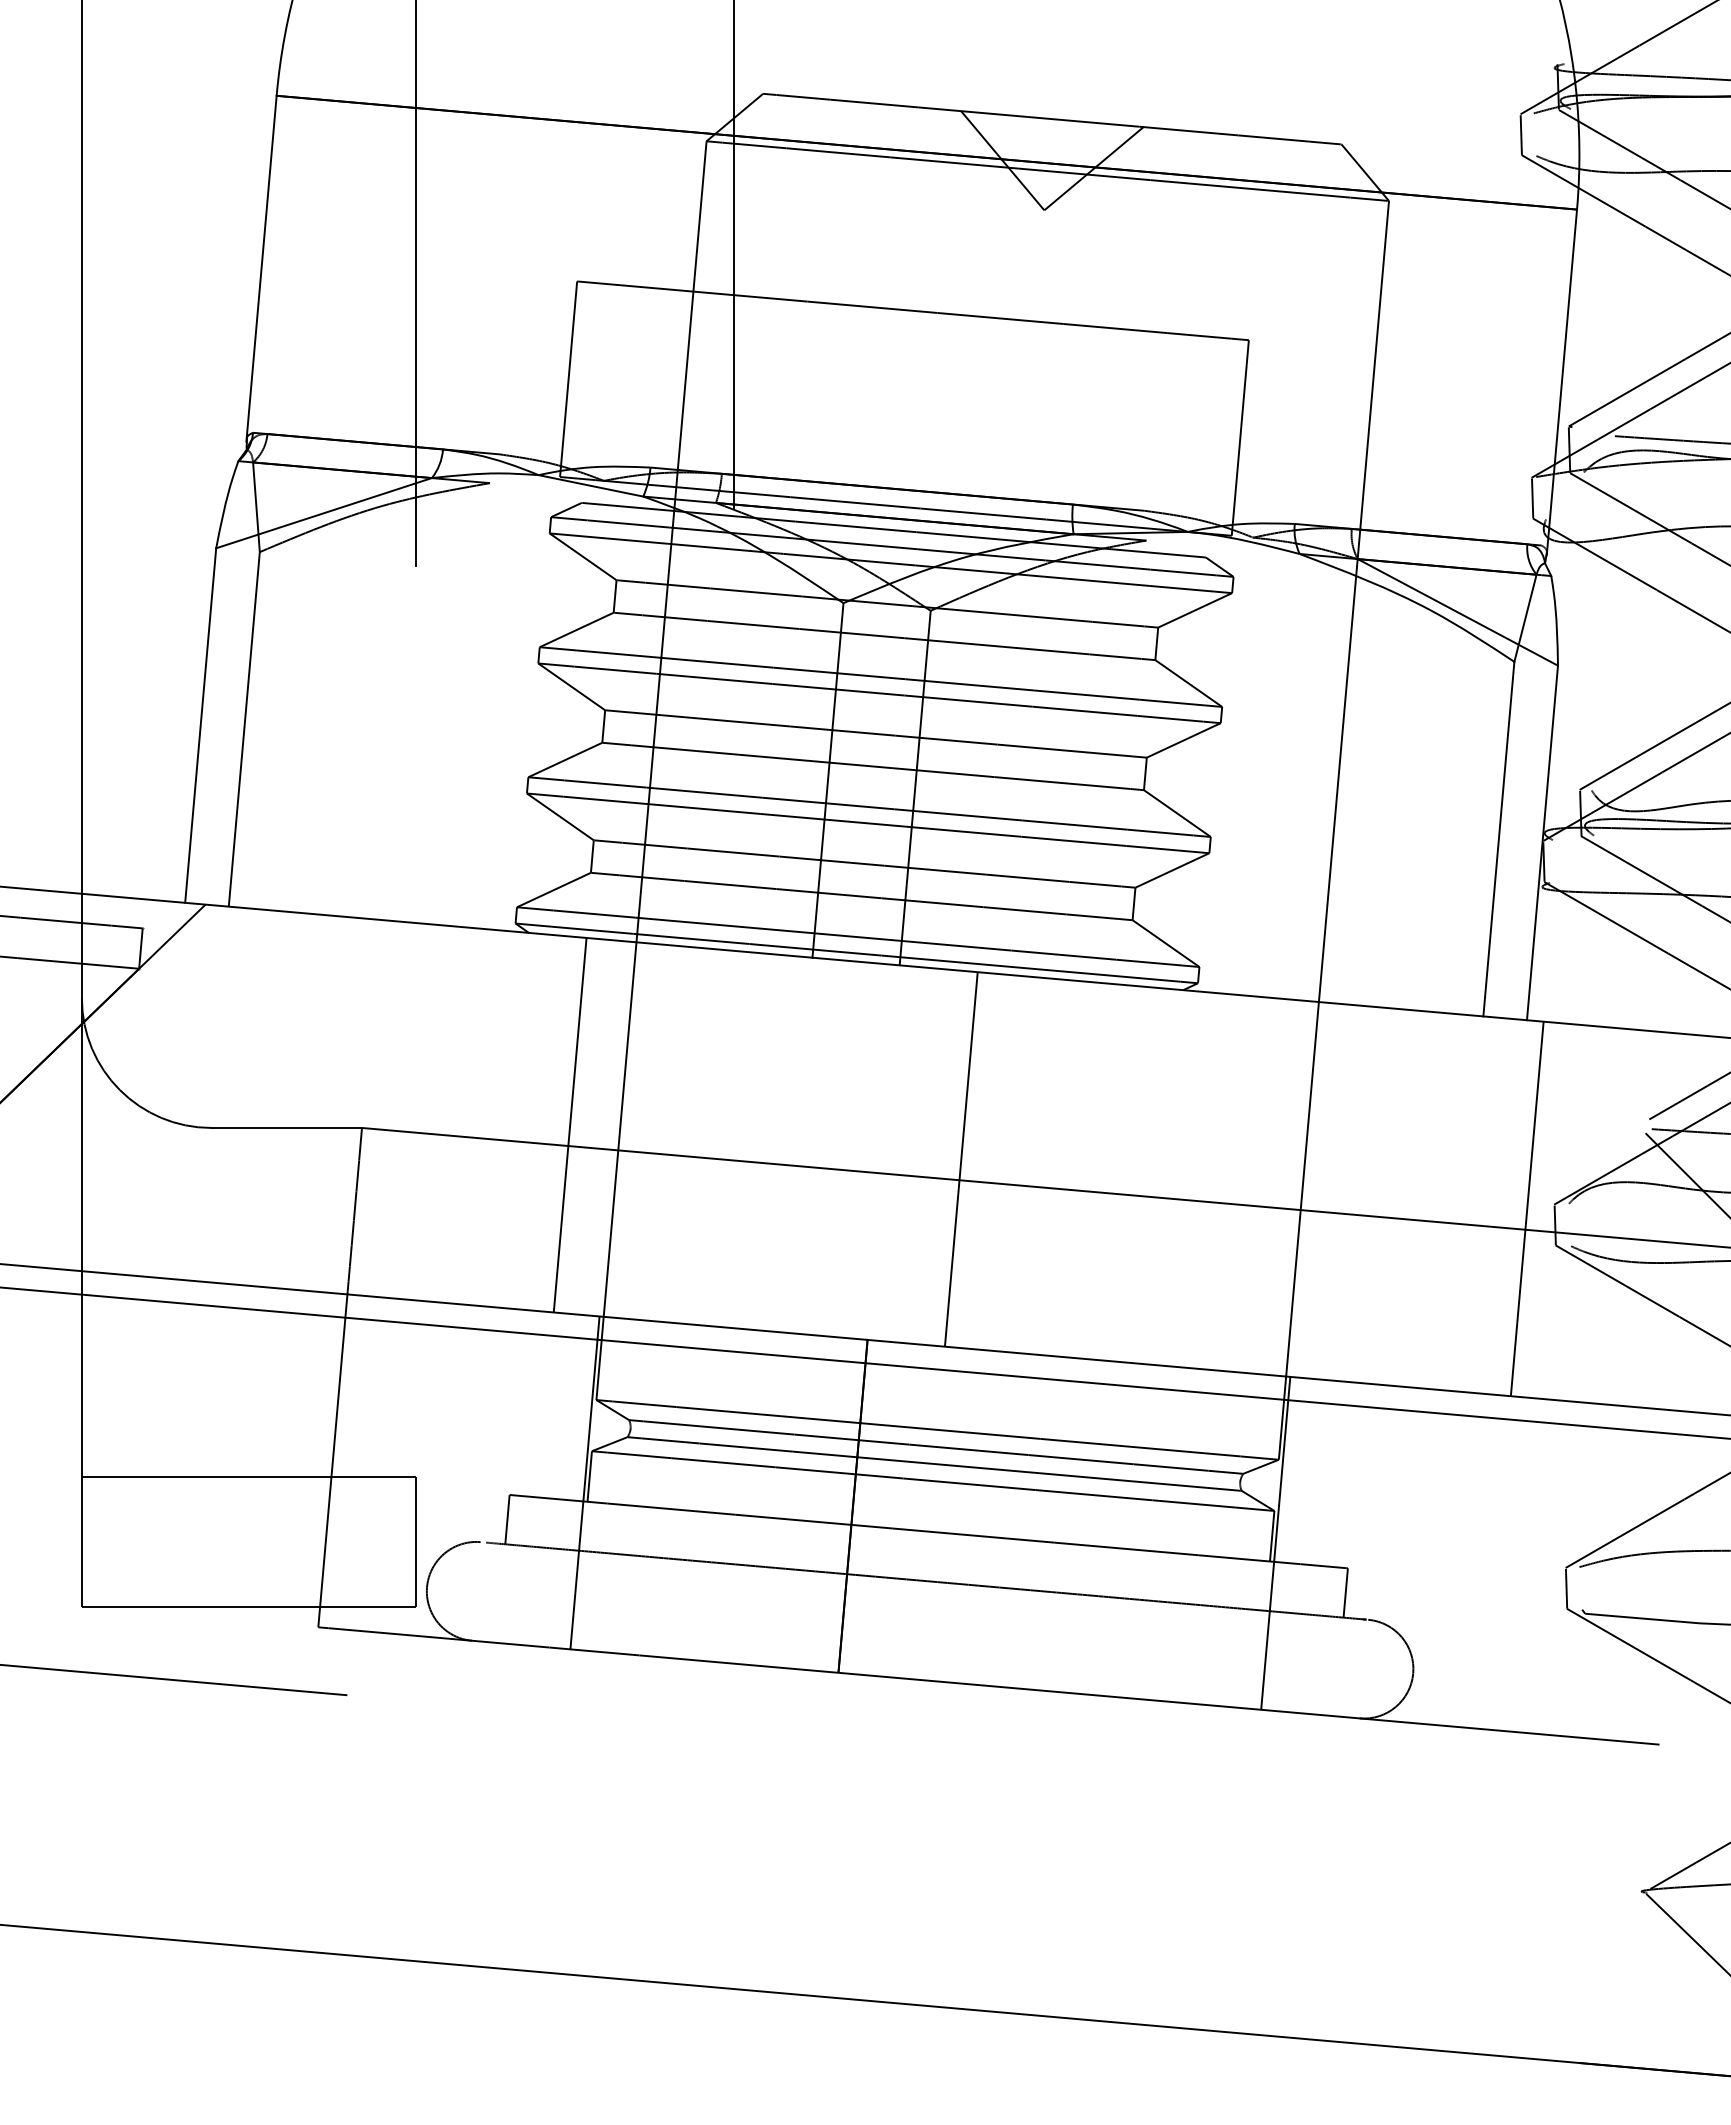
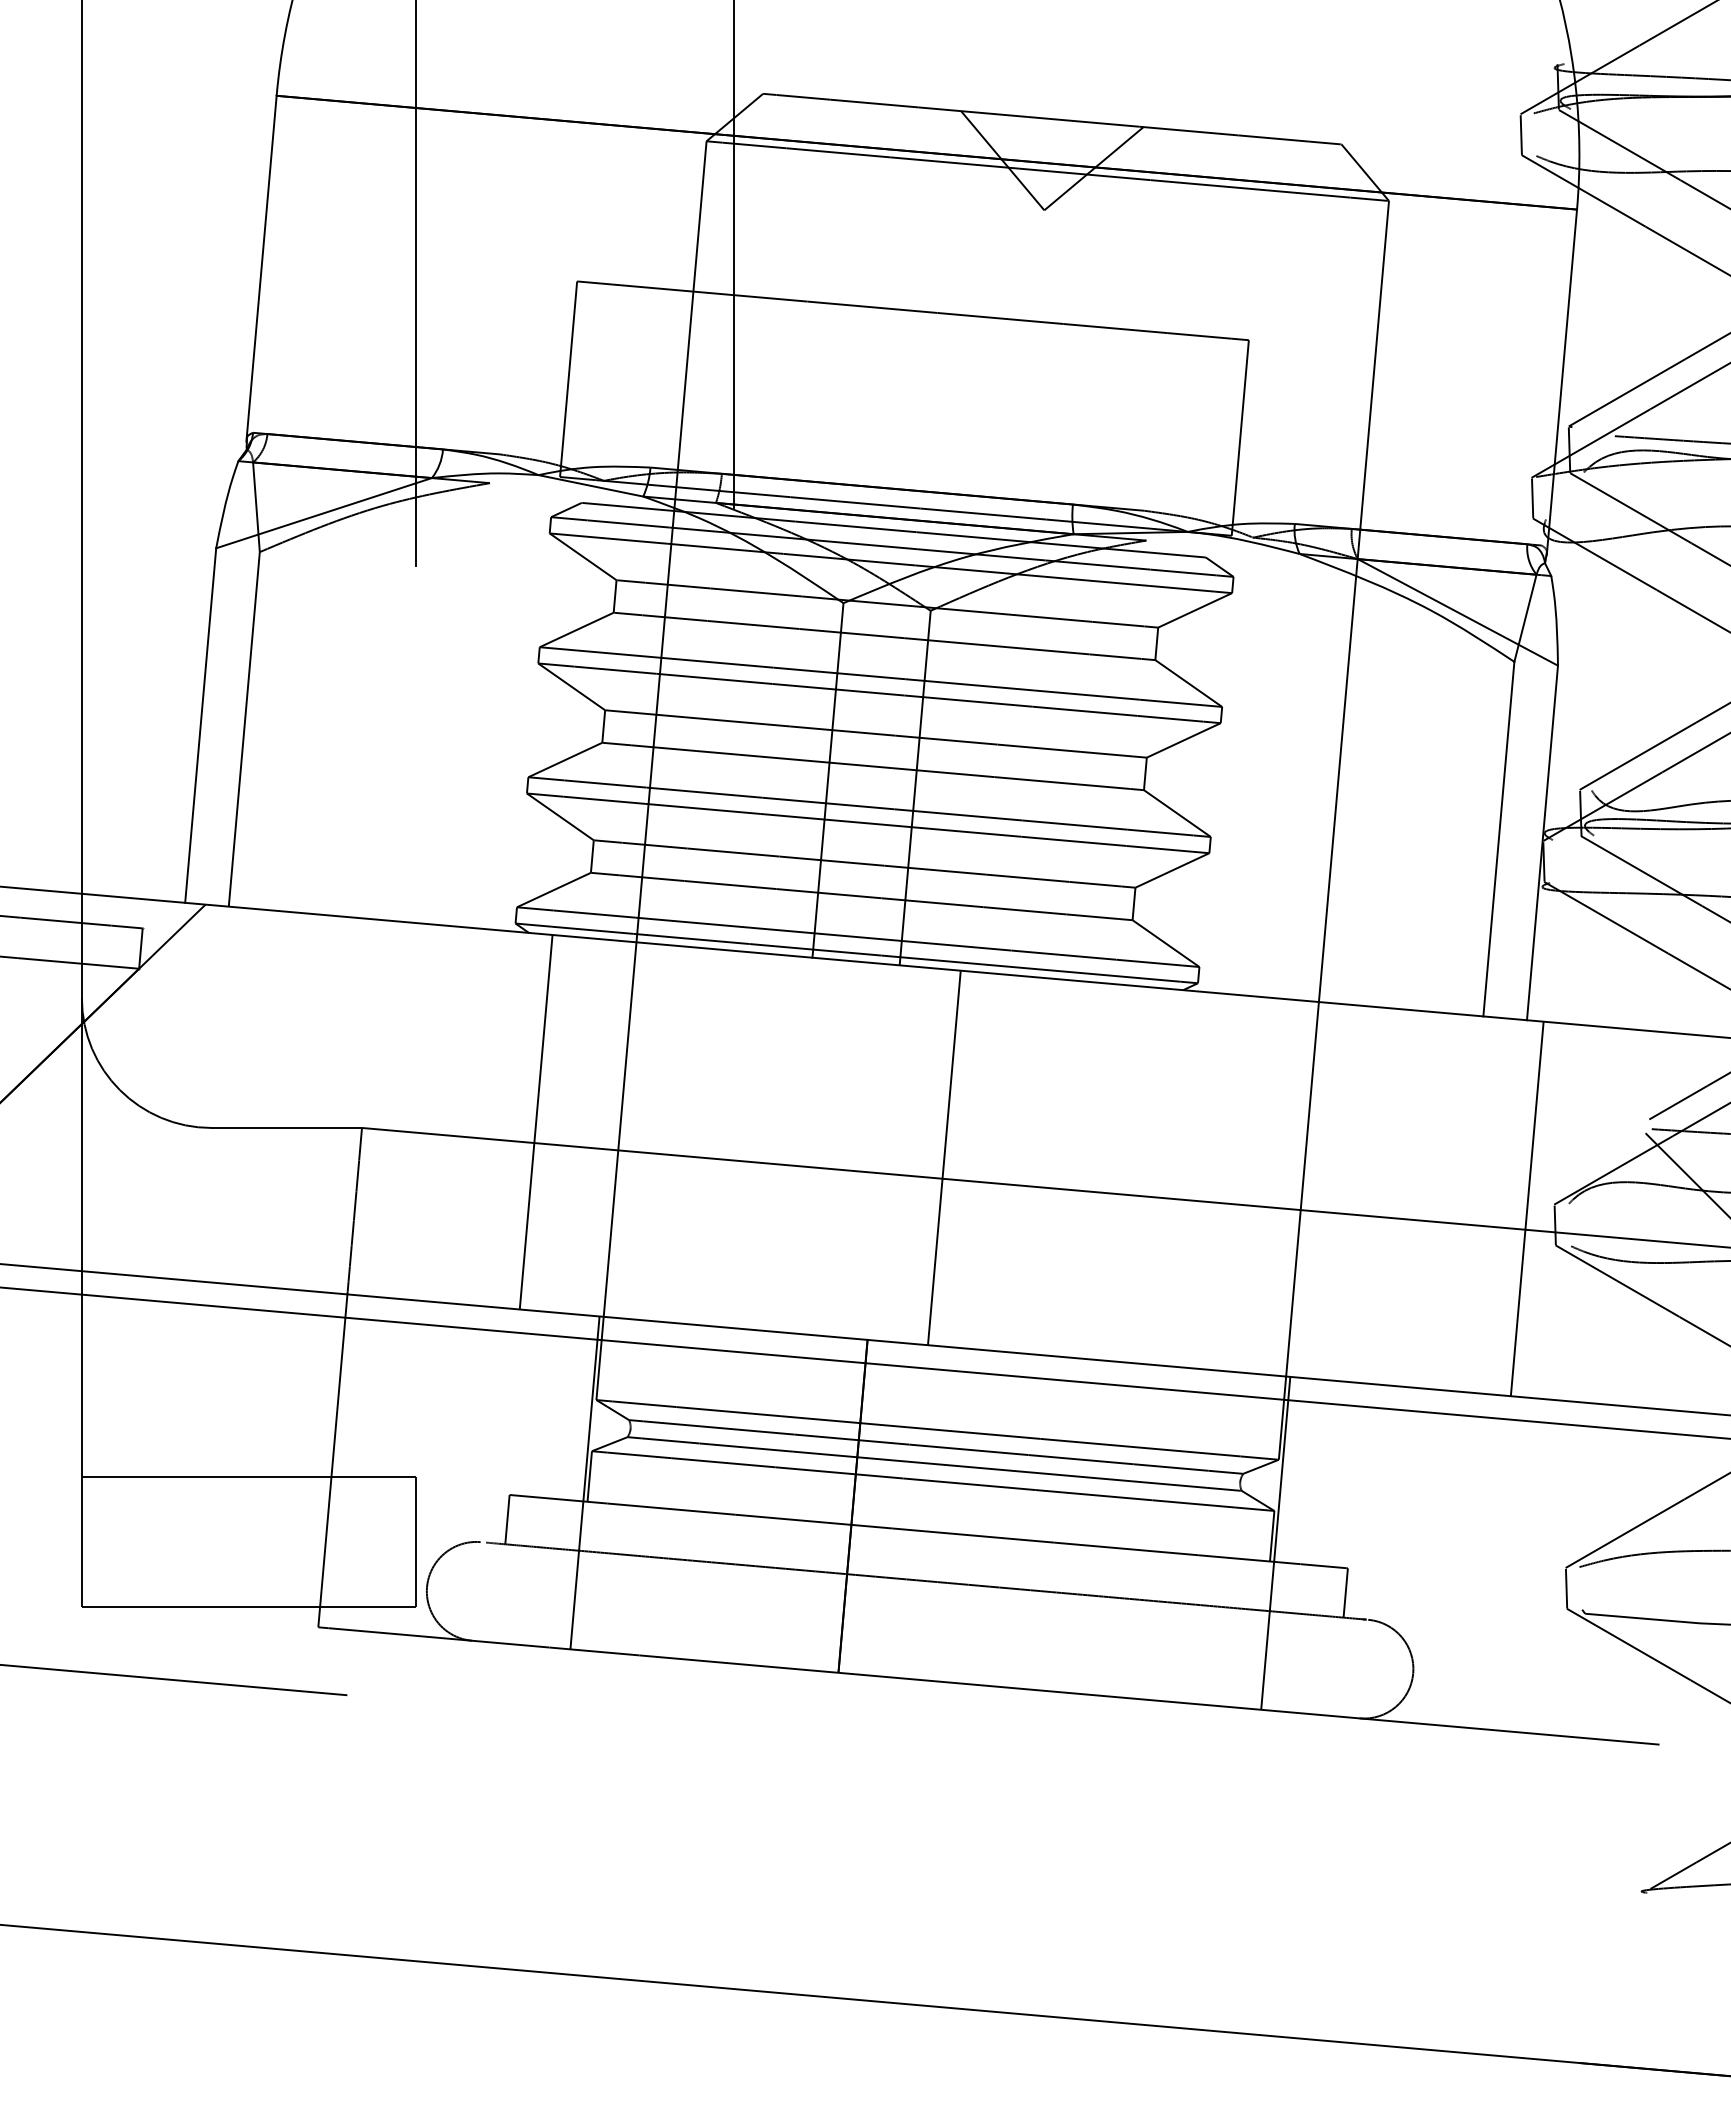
line position: (569, 1124) -> (535, 1121) (535, 1121)
line position: (960, 1159) -> (943, 1158) (943, 1158)
line: present -> none (1686, 1932)
